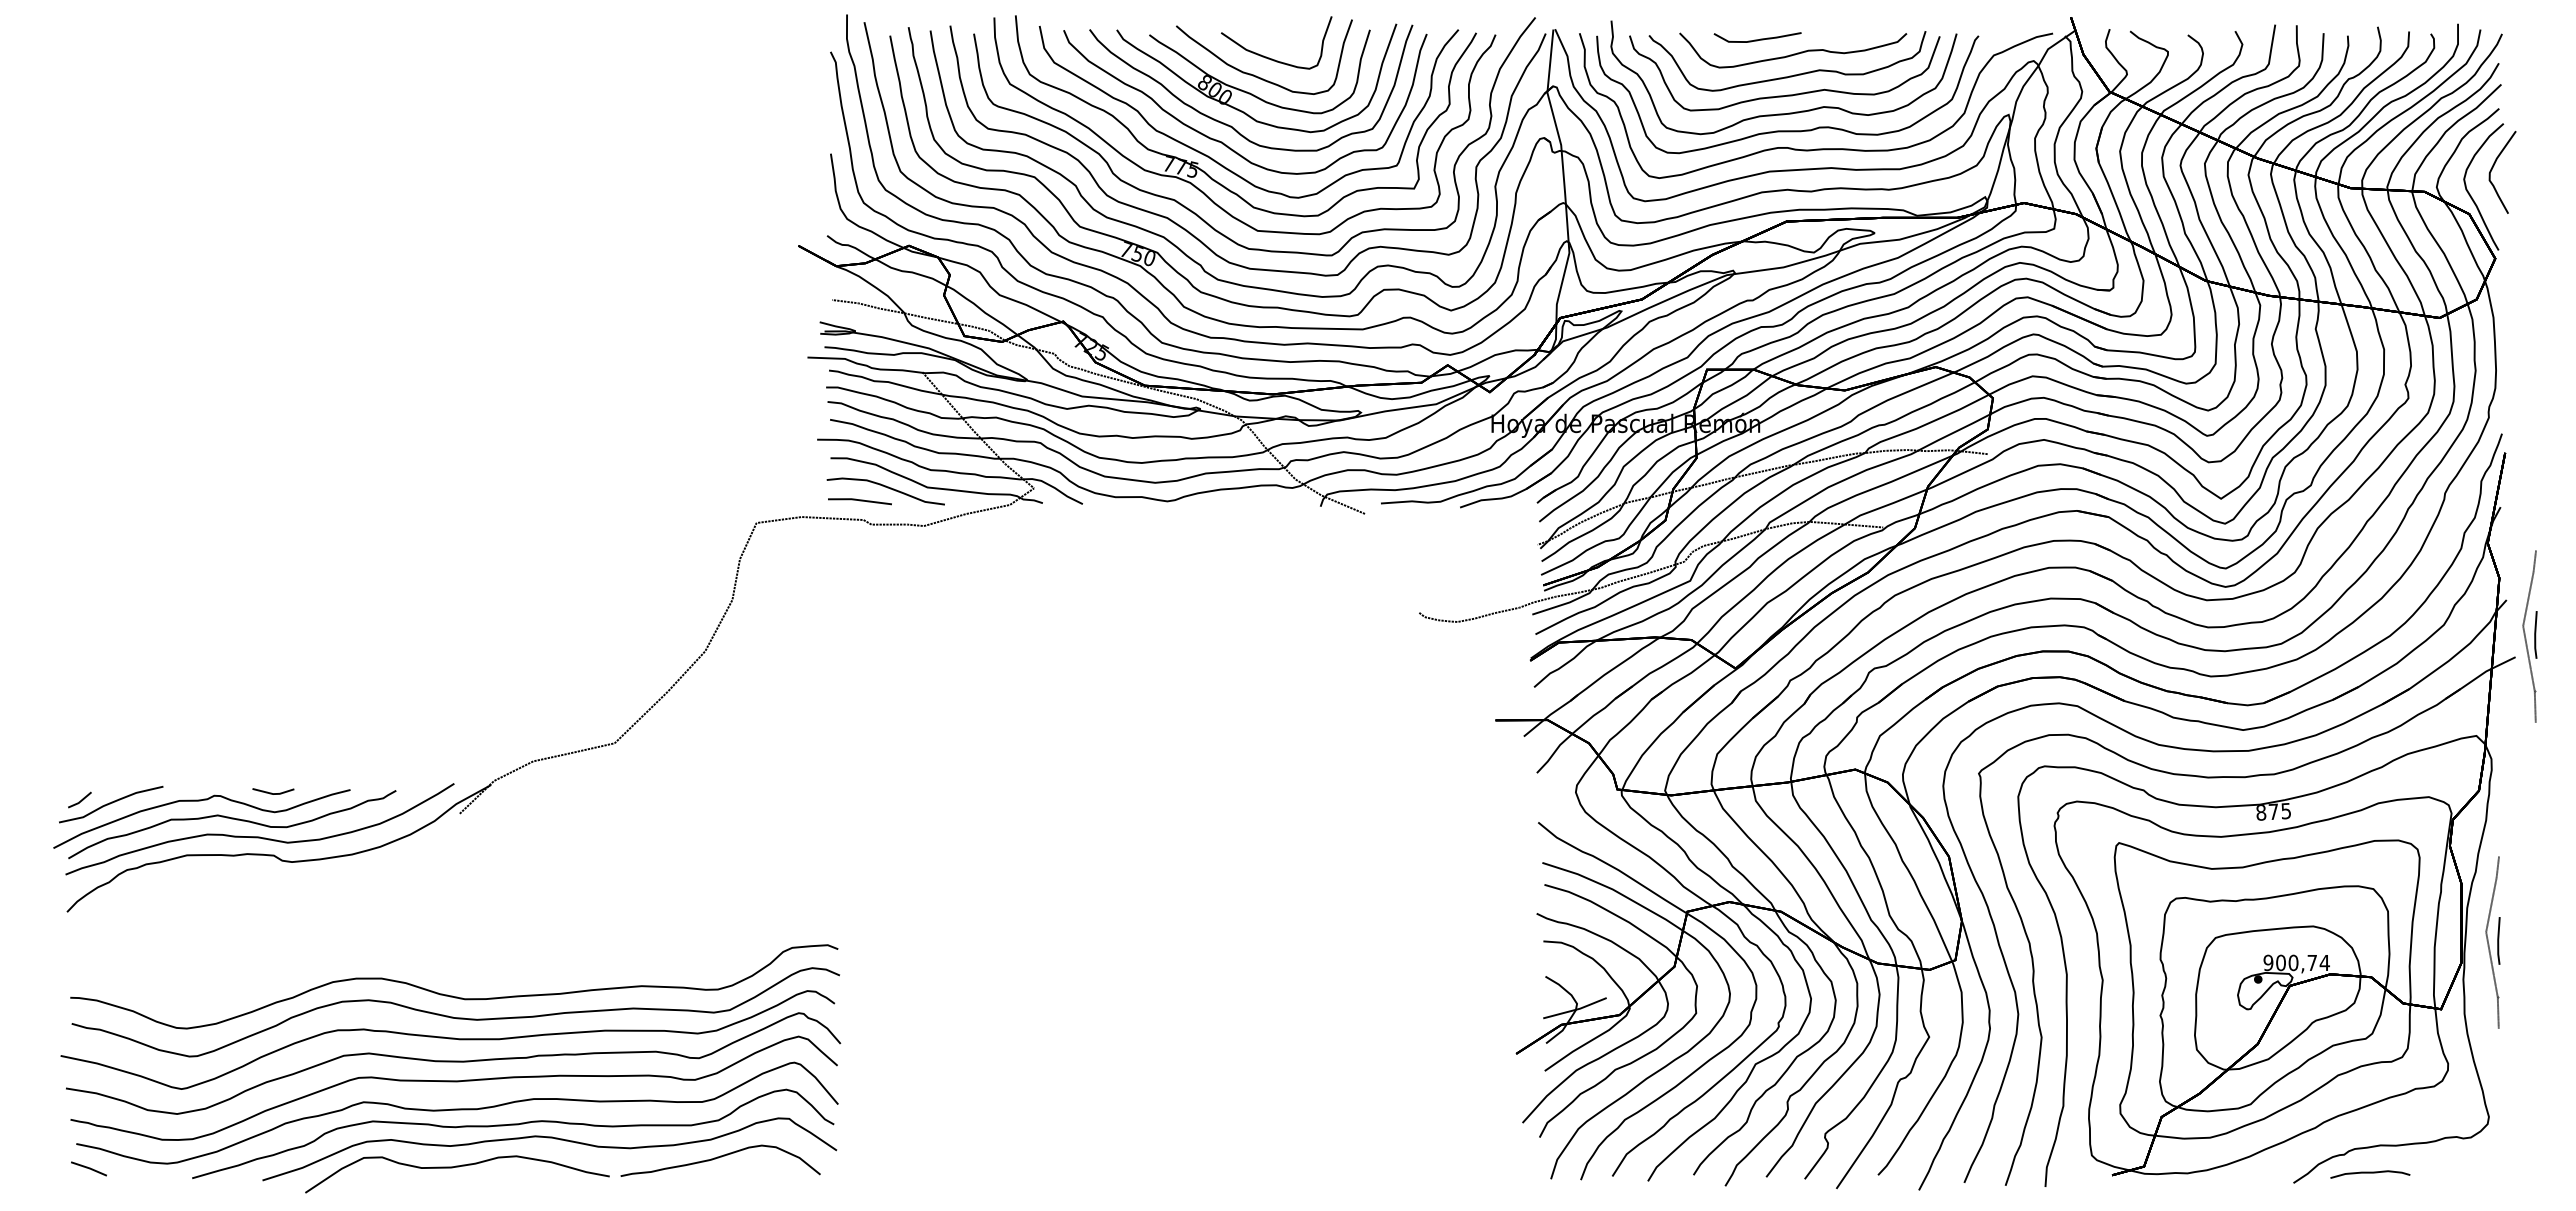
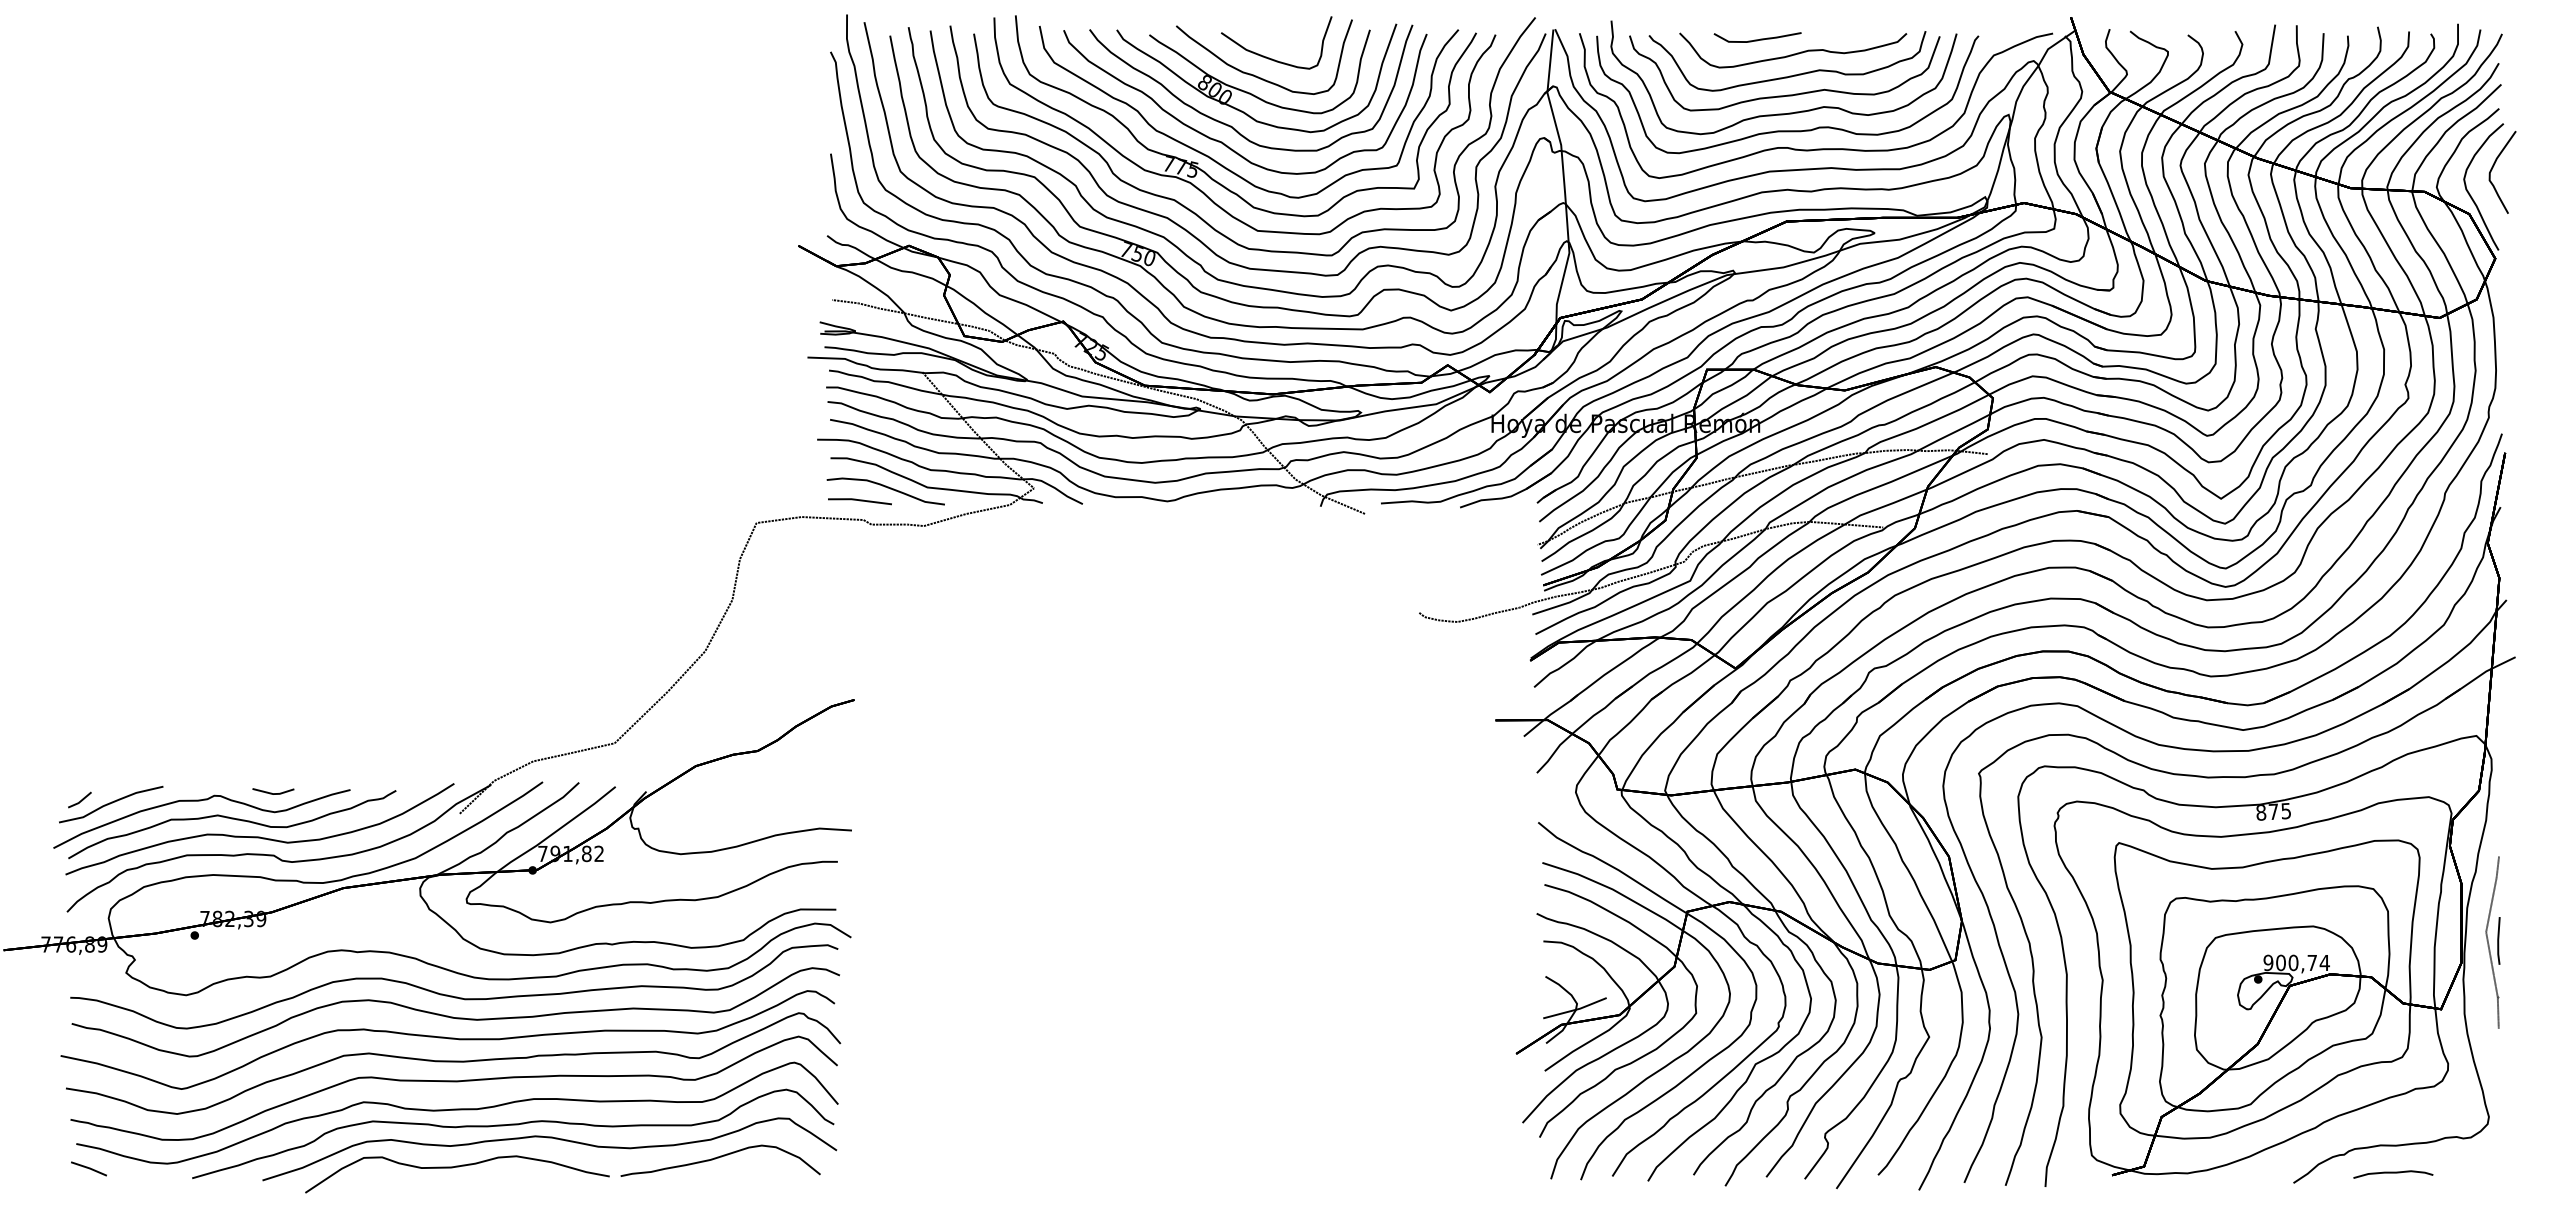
part: present -> none (2529, 636)
part: none -> present (428, 847)
curve position: (2370, 1173) -> (2393, 1173) (2393, 1173)
